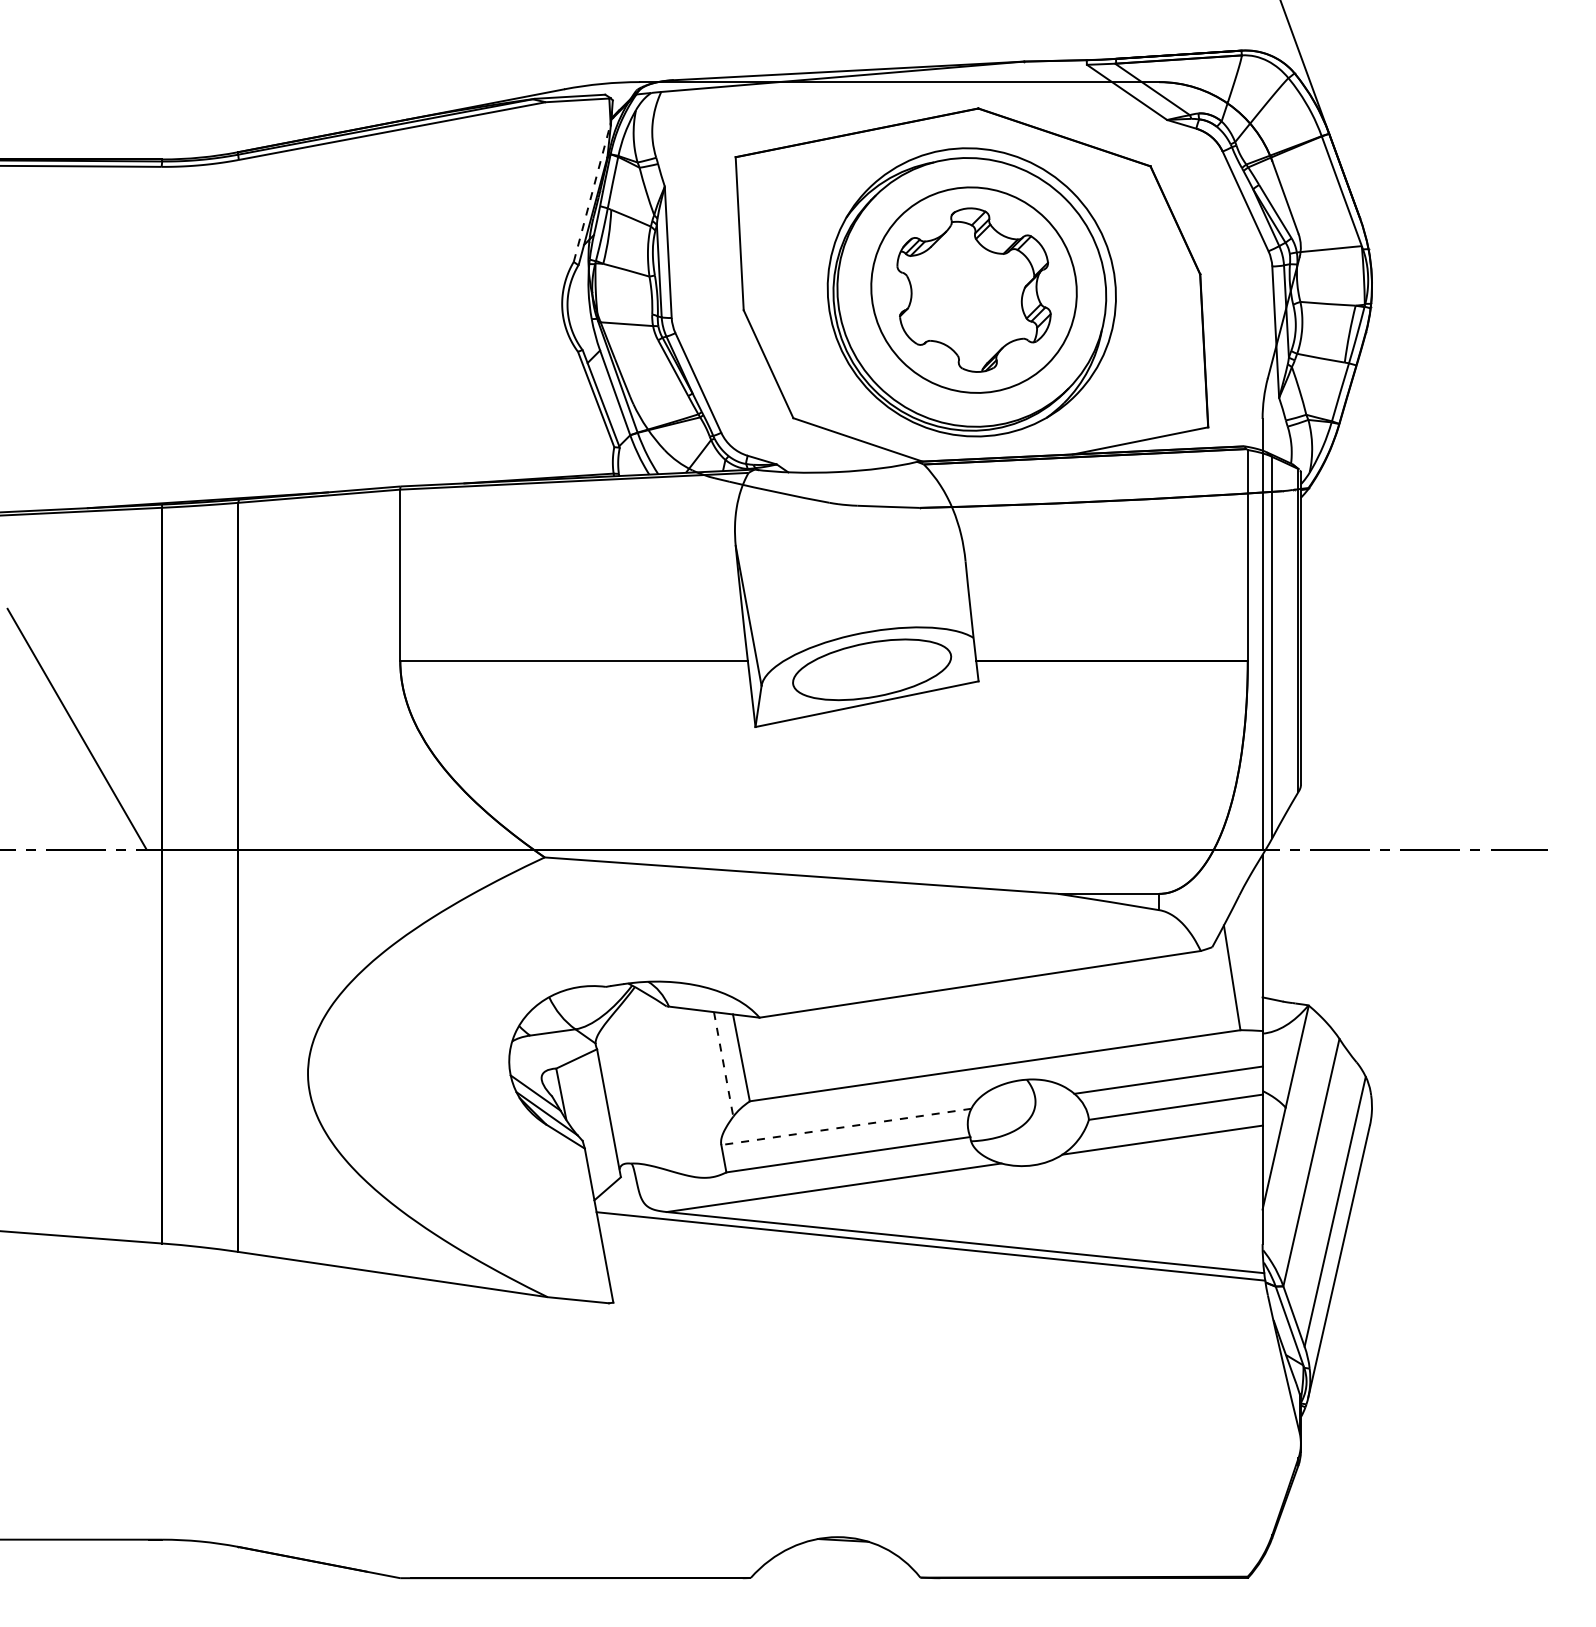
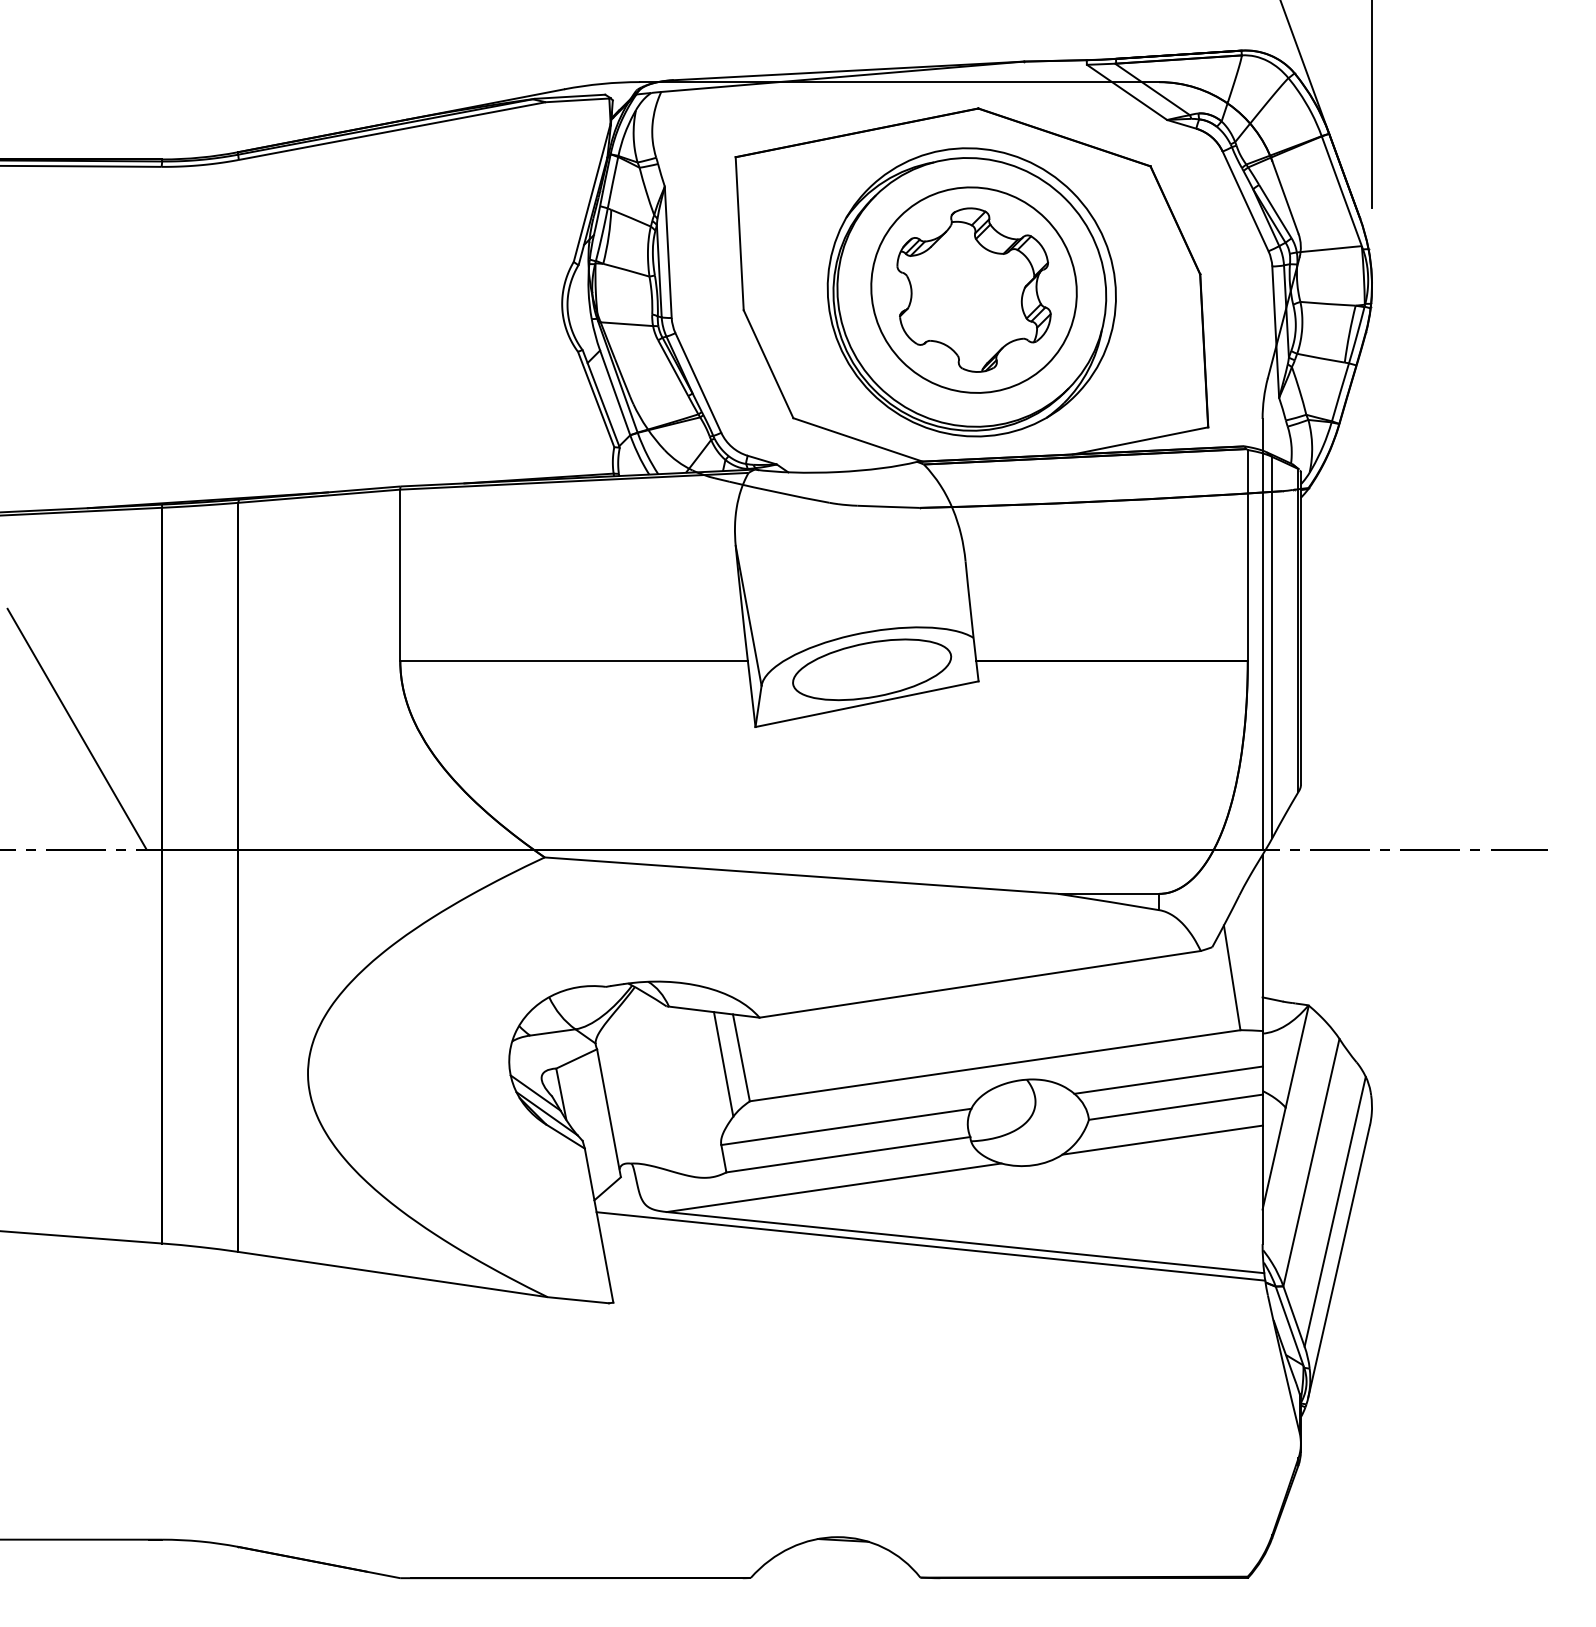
line: none -> present (1371, 104)
line: dashed -> solid (592, 192)
line: dashed -> solid (723, 1064)
line: dashed -> solid (845, 1126)
